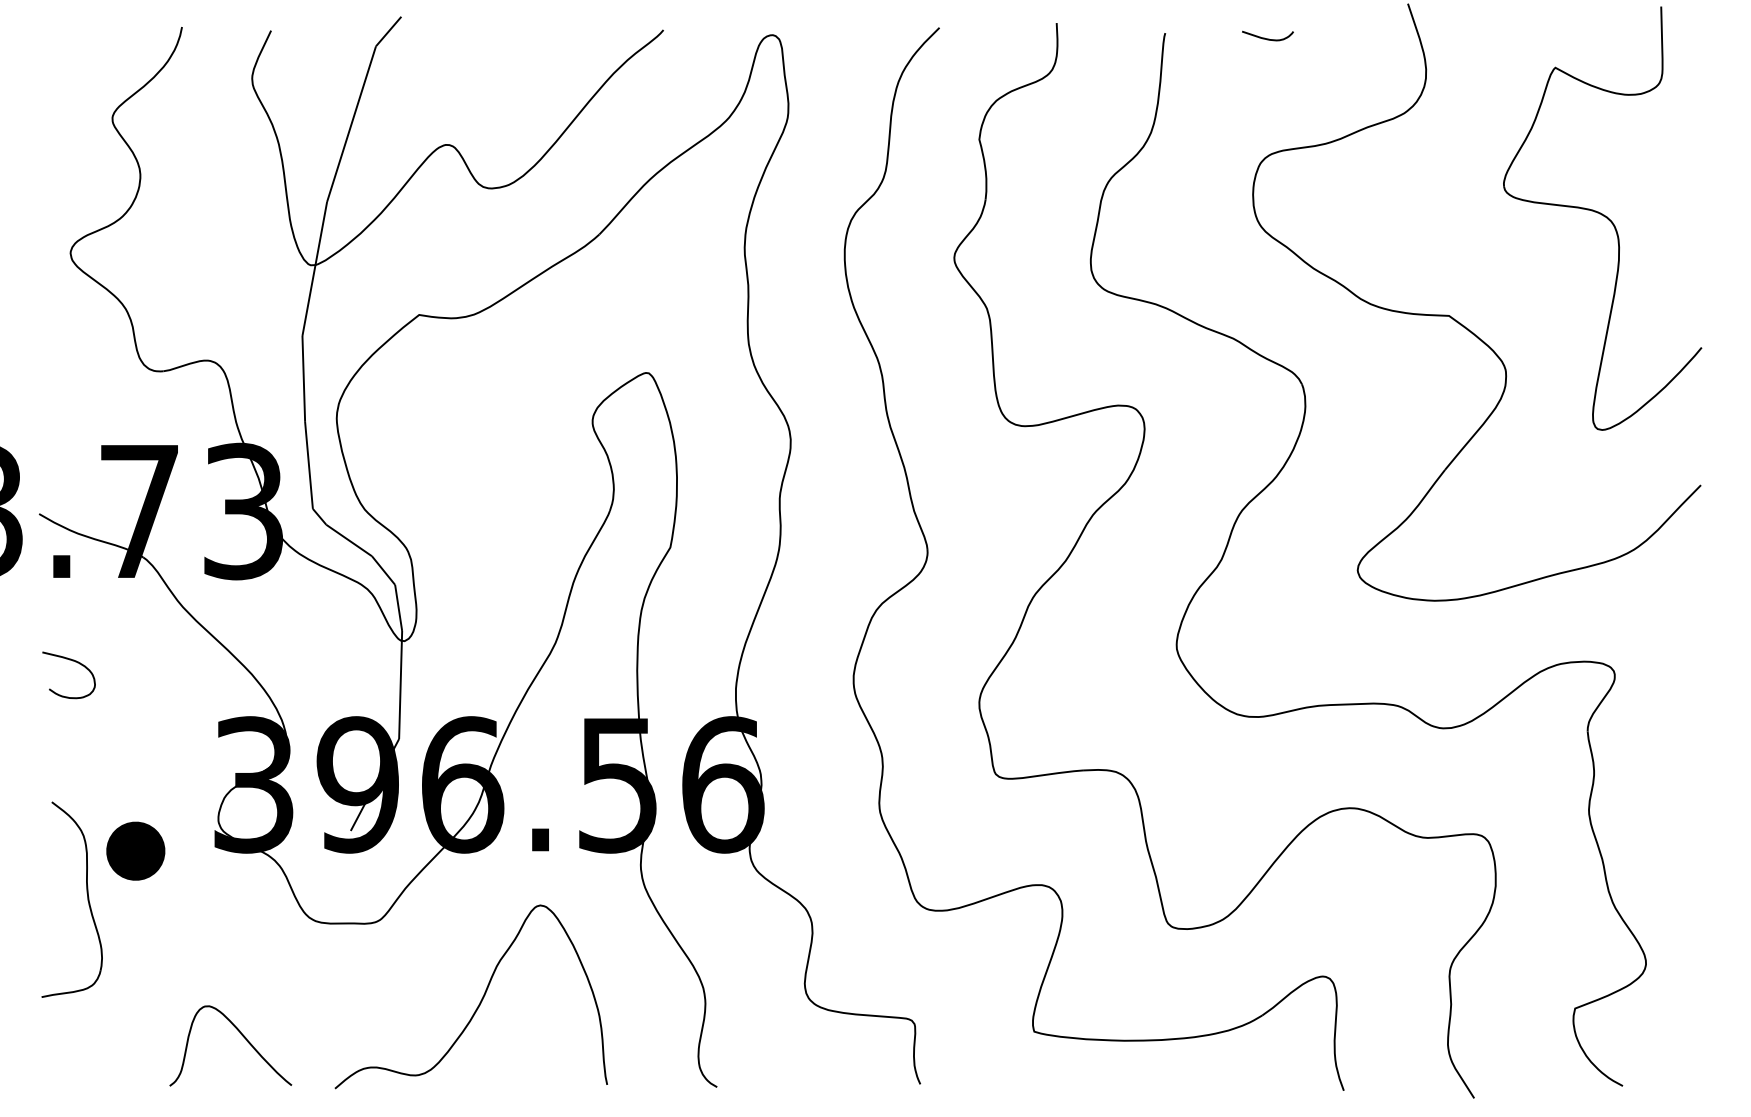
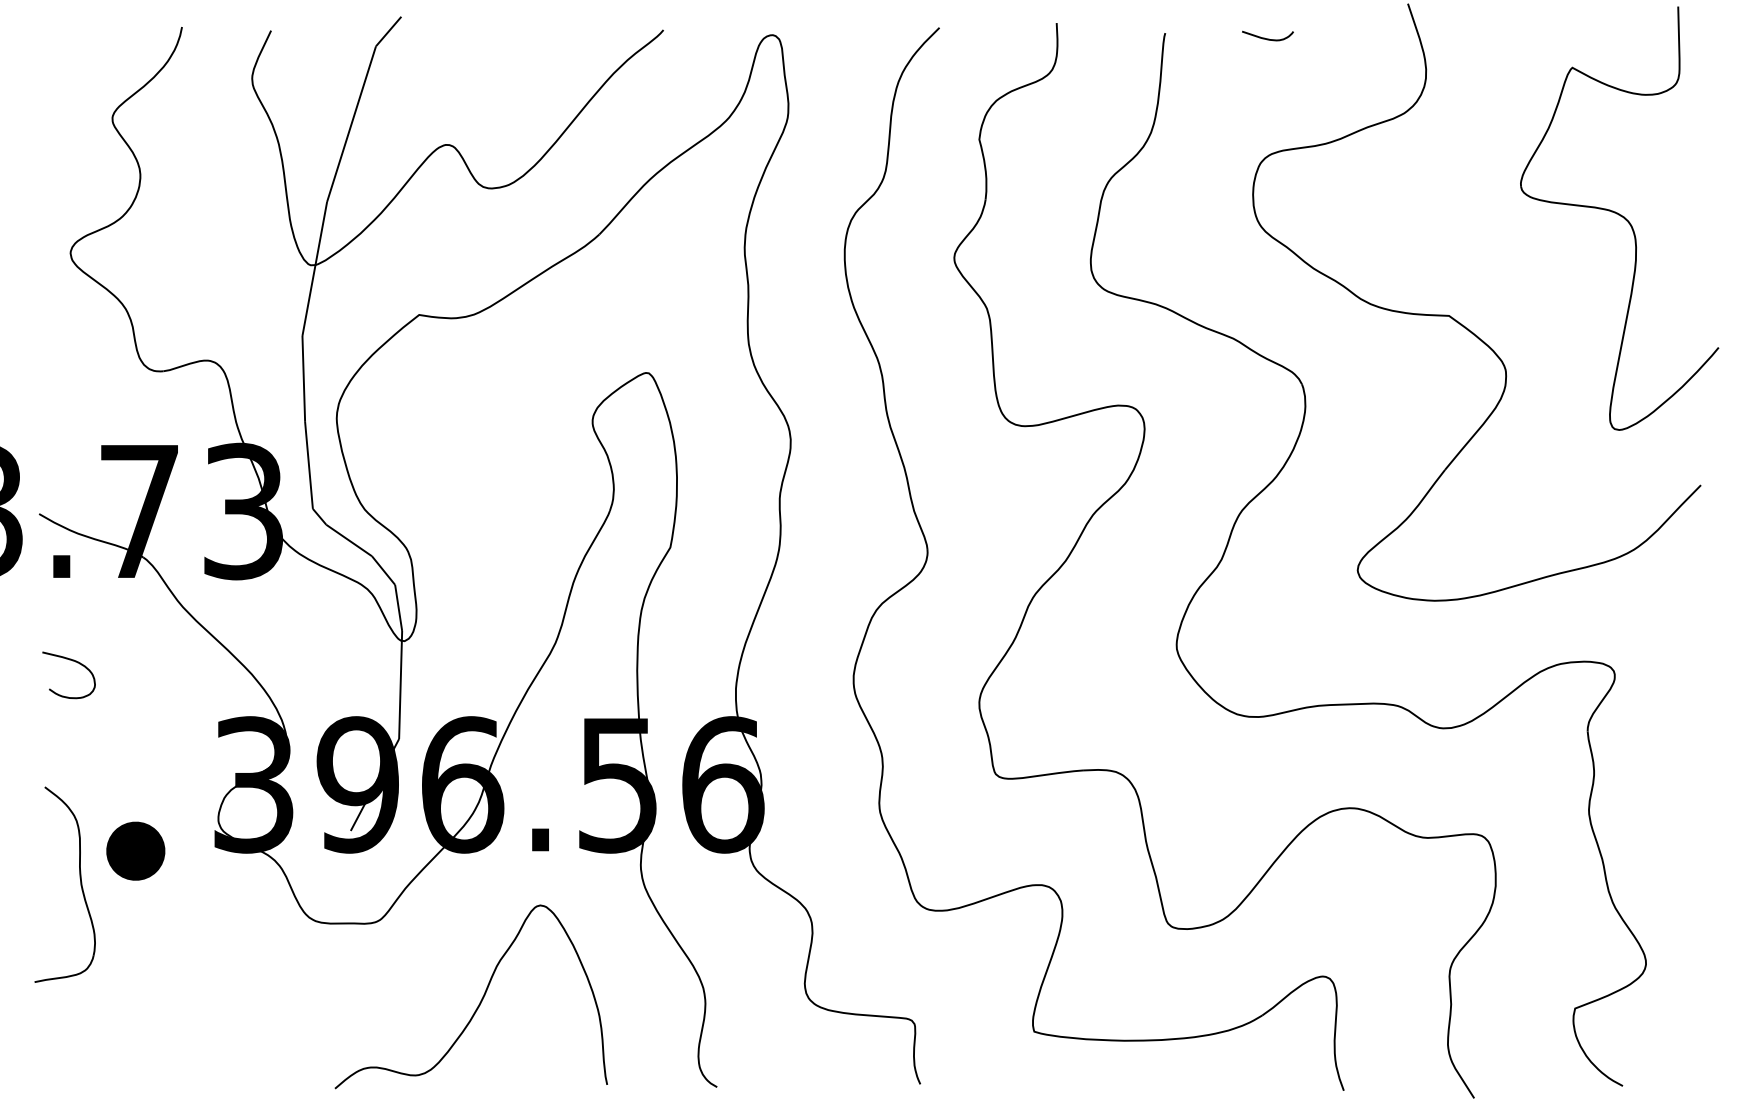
part position: (1602, 218) -> (1619, 218) (1619, 218)
part position: (87, 899) -> (80, 884) (80, 884)
curve: present -> none (240, 1034)
